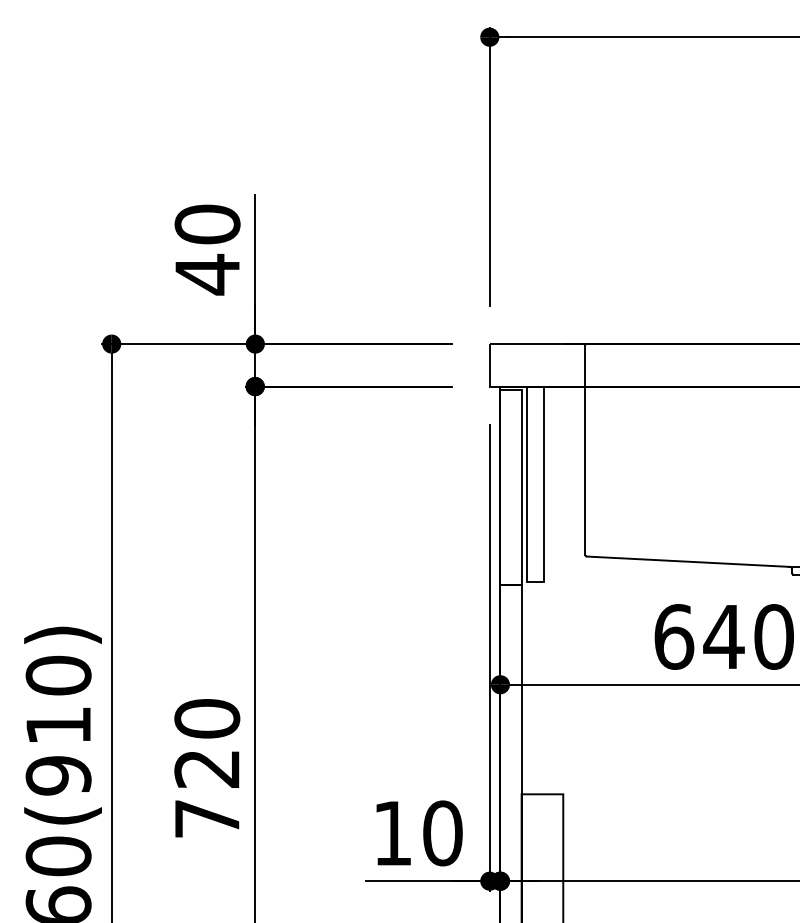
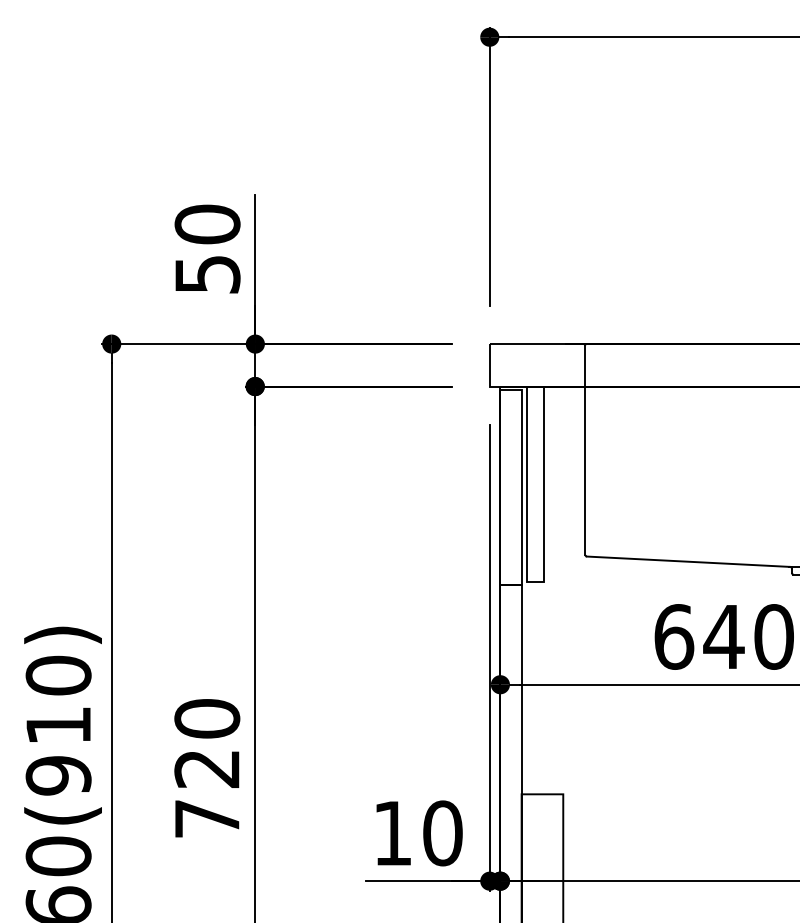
text: 40 -> 50 (207, 274)
